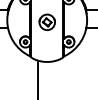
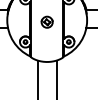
part size: 18x18 px -> 14x14 px (46, 21)
line: none -> present (56, 78)
